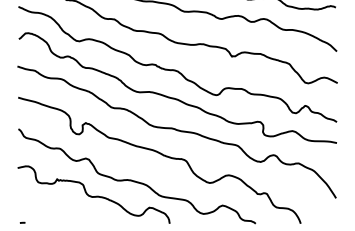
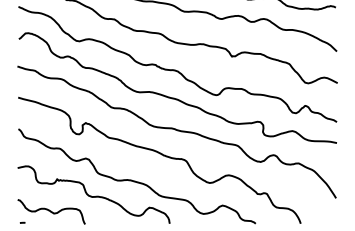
curve: none -> present (51, 211)
